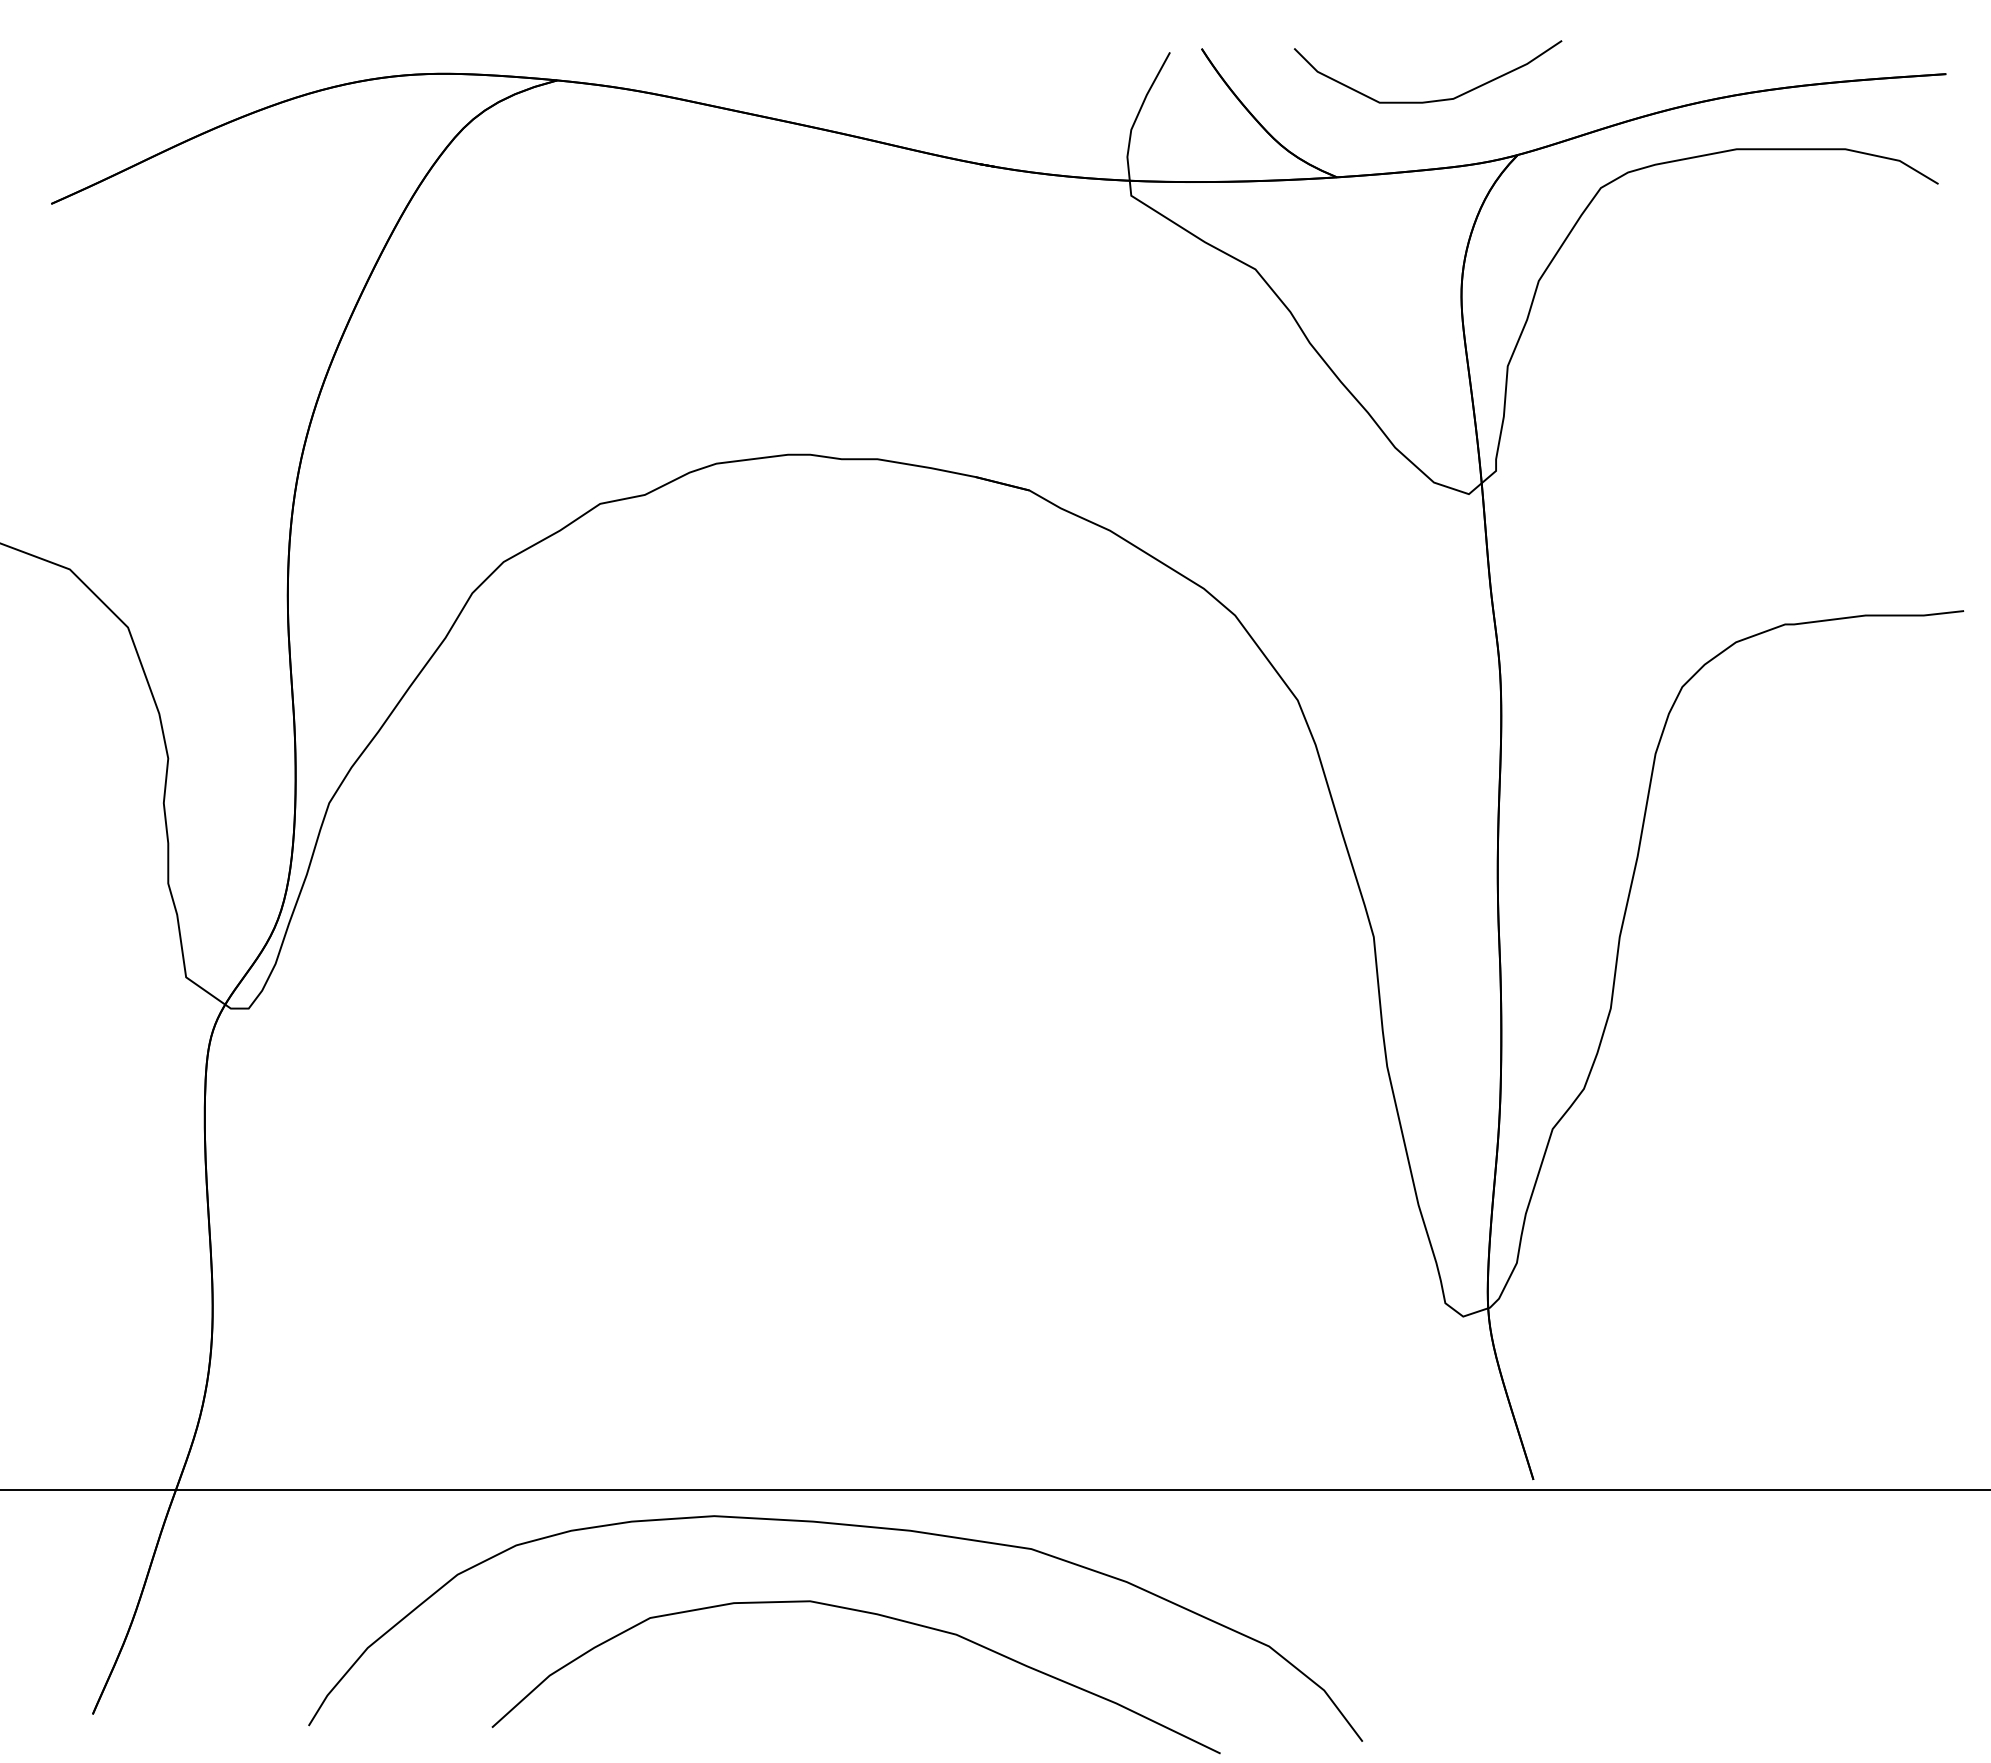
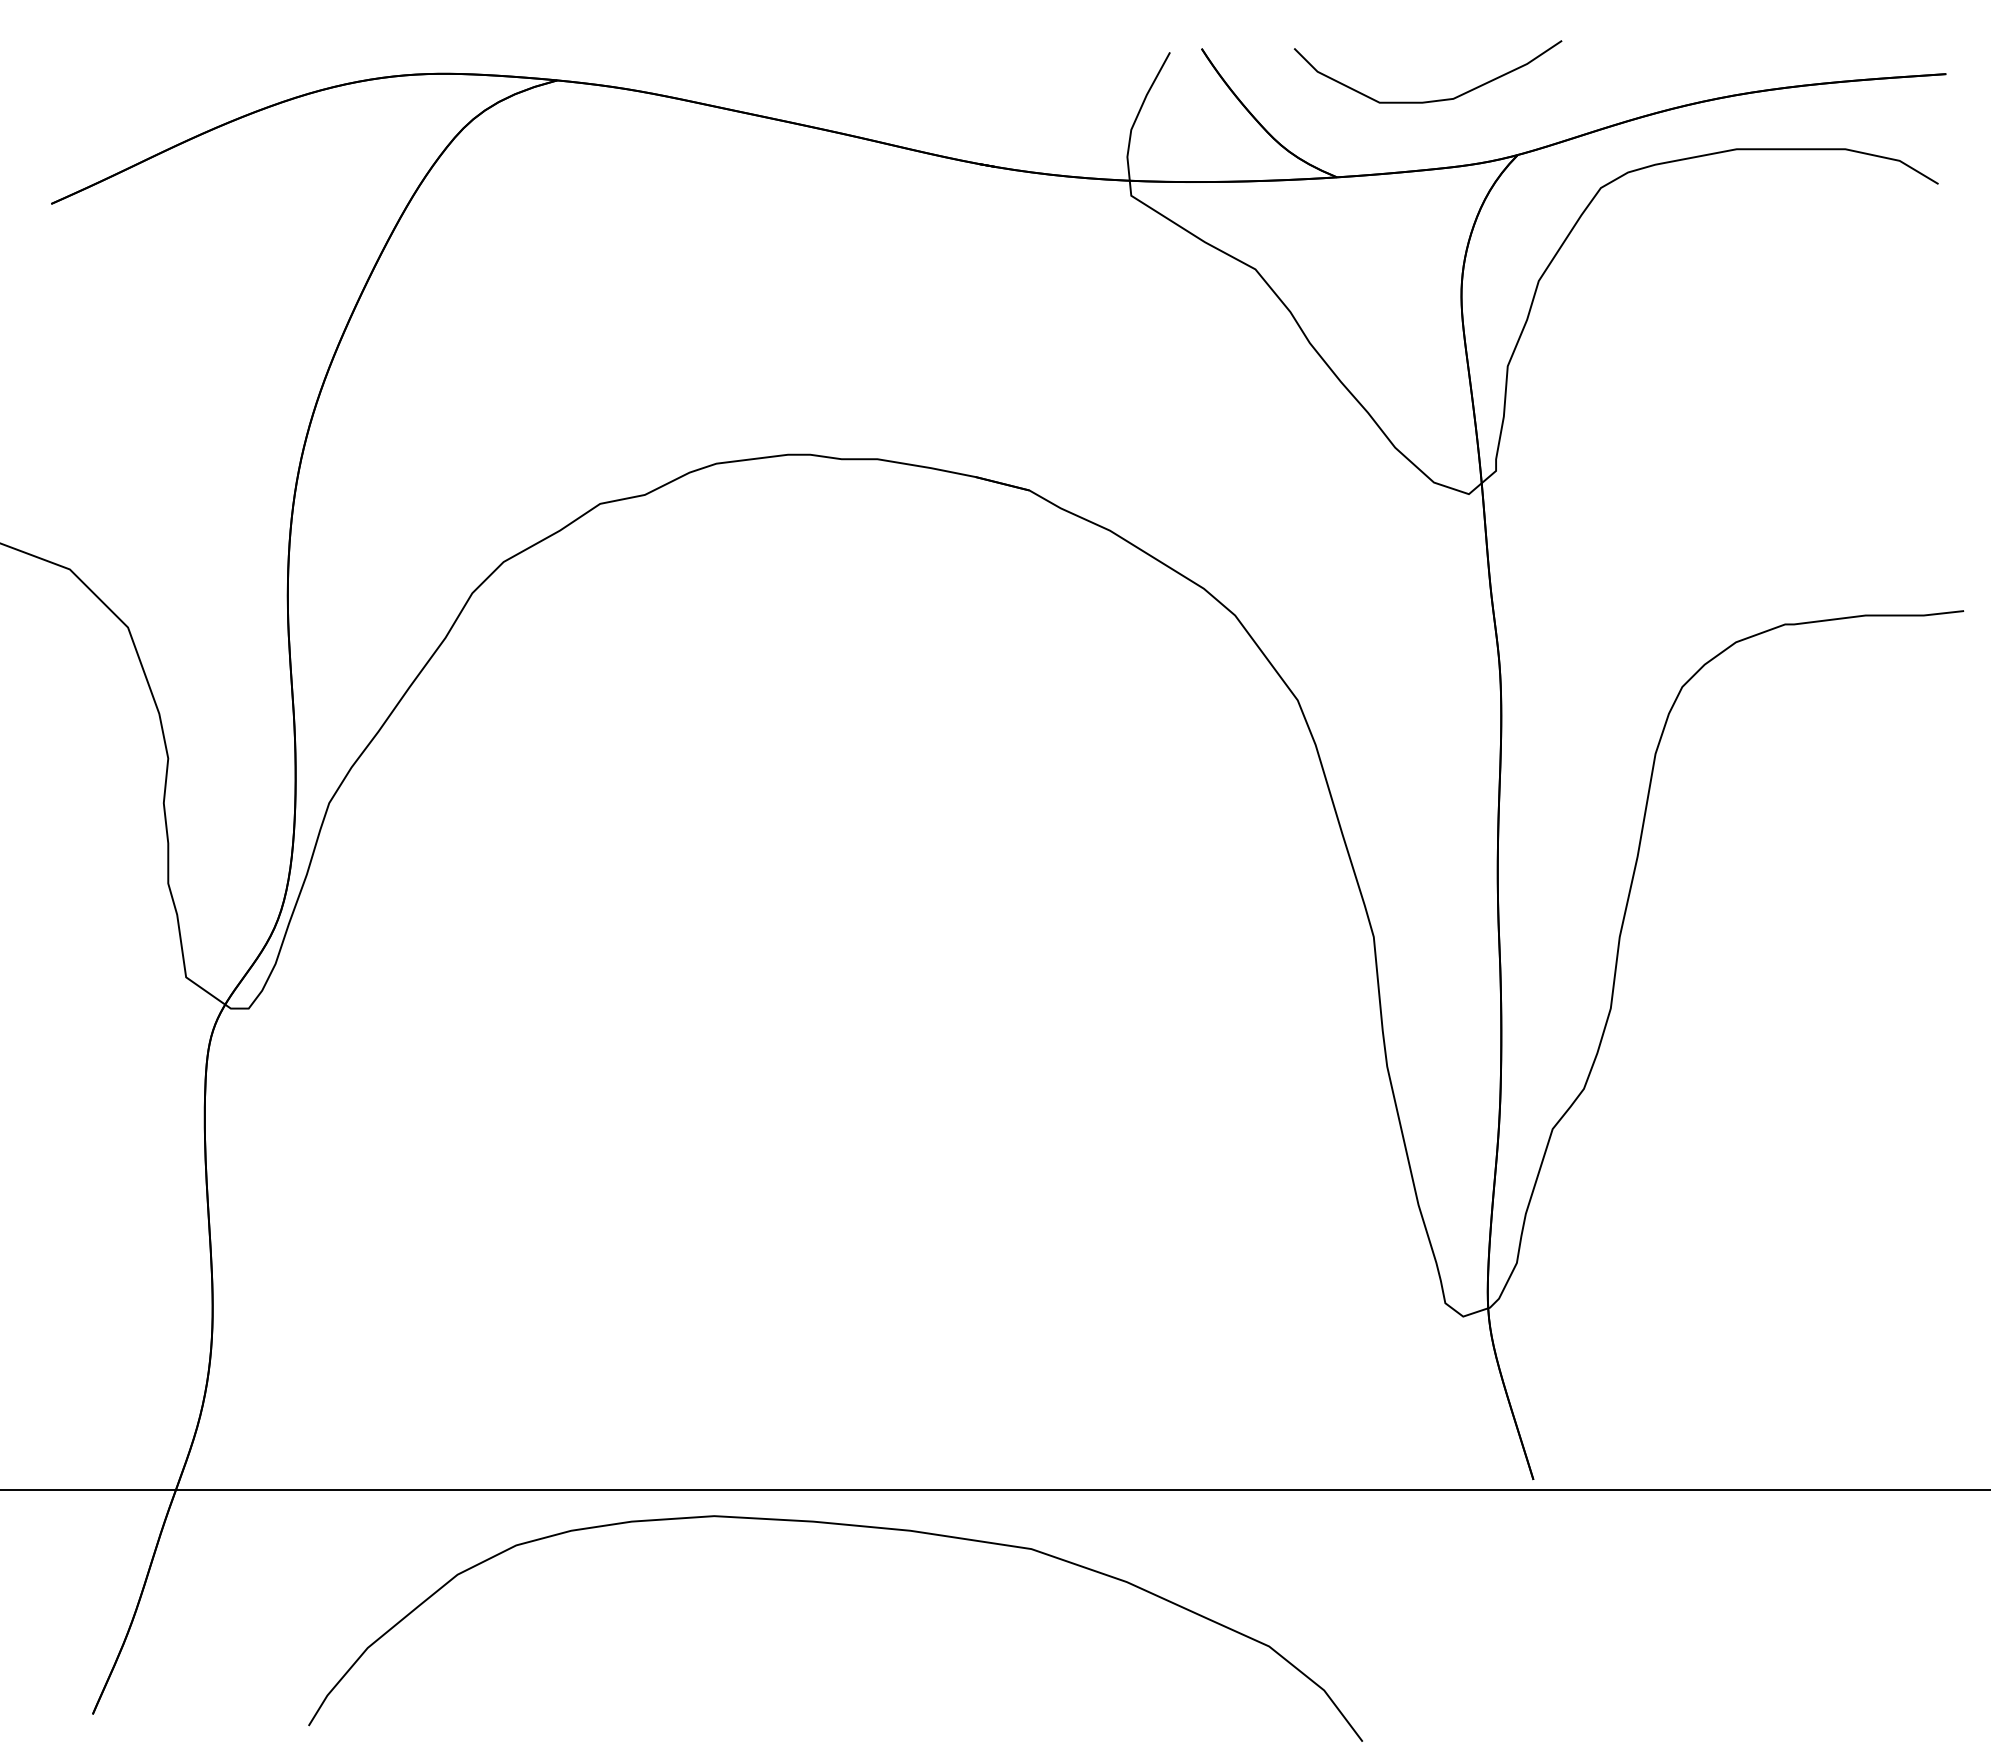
curve: present -> none (866, 1613)
